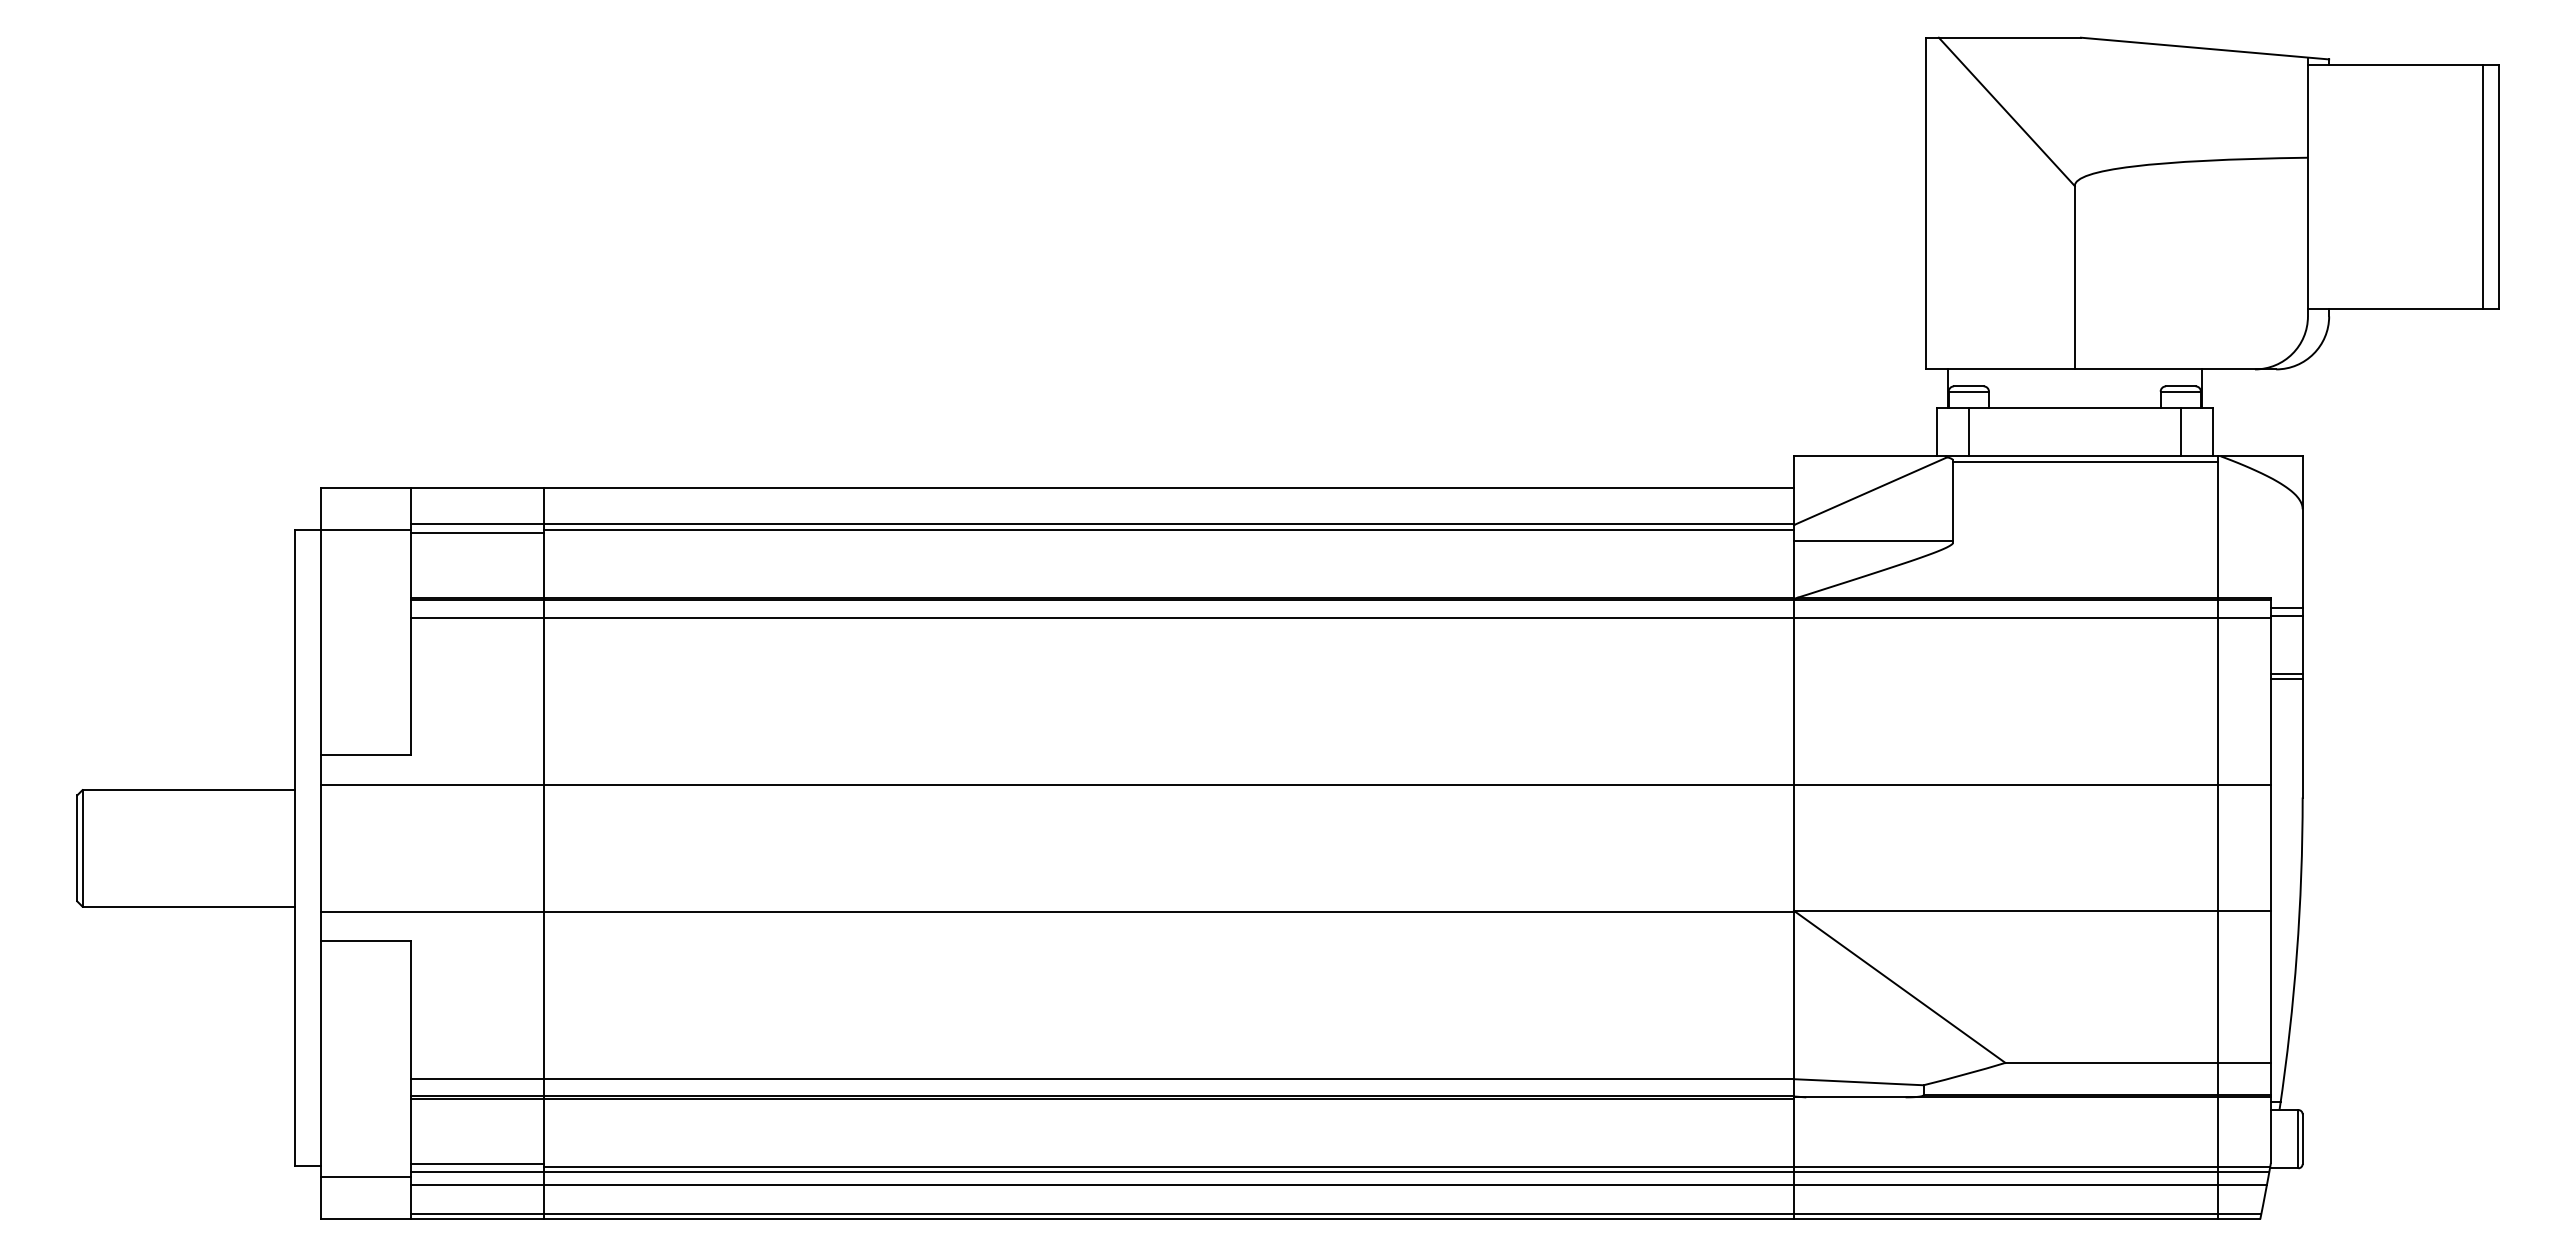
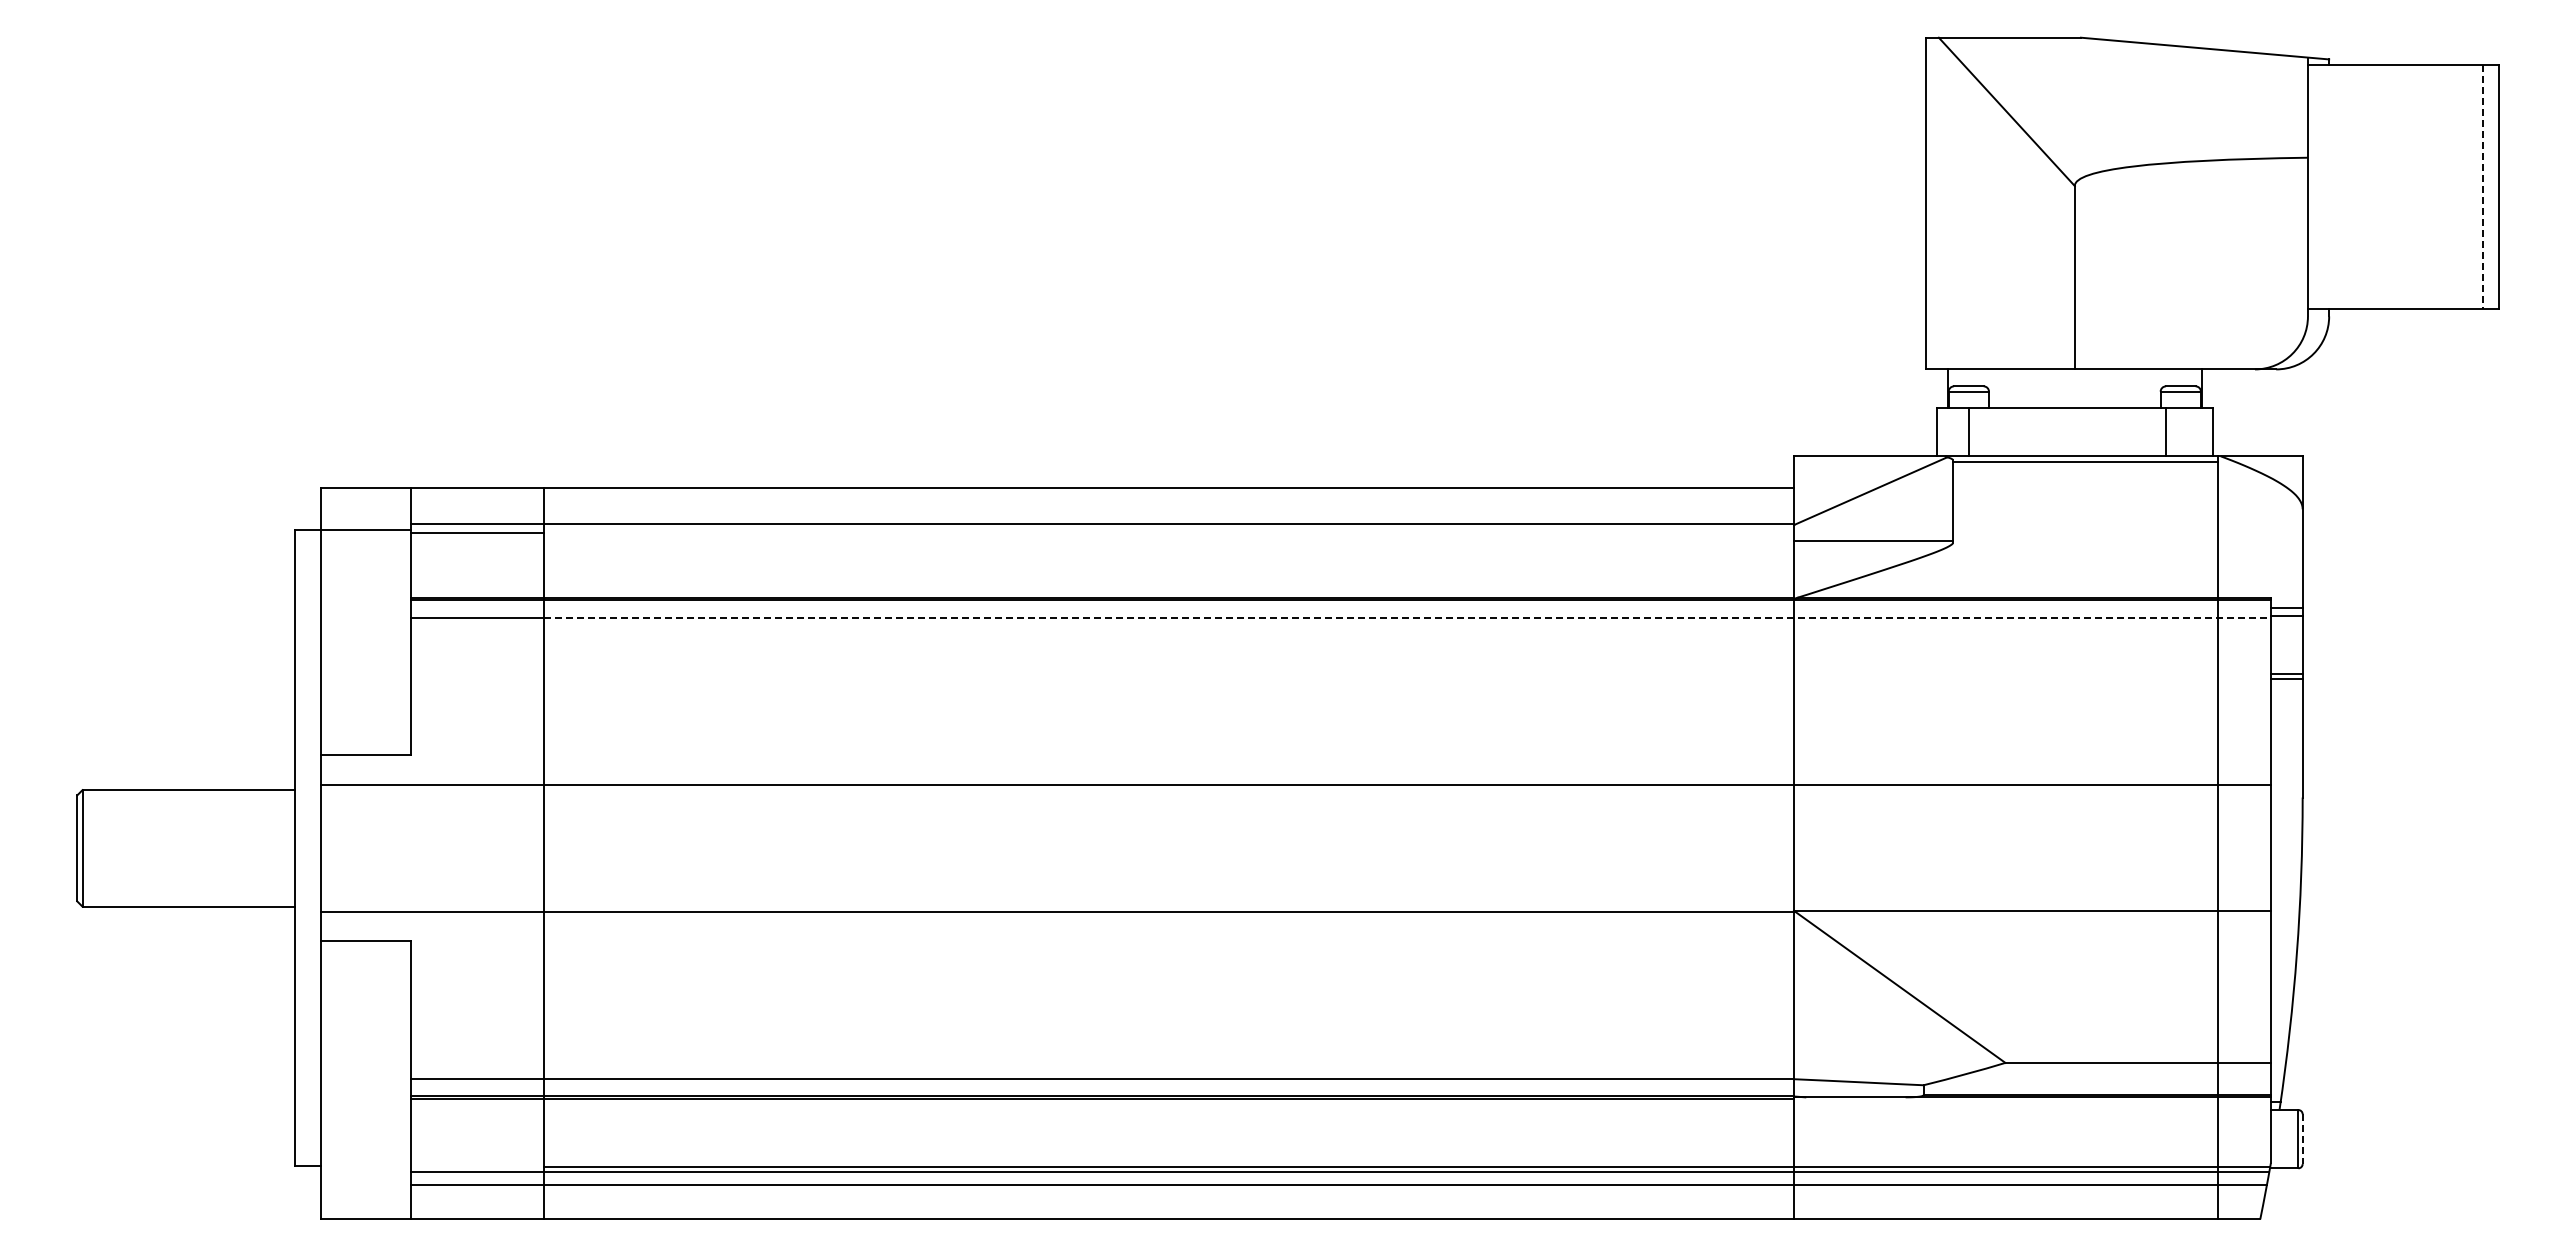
line: solid -> dashed (2482, 187)
line position: (2180, 431) -> (2165, 431) (2165, 431)
line: present -> none (1168, 529)
line: solid -> dashed (1407, 617)
line: solid -> dashed (2302, 1139)
line: present -> none (477, 1164)
line: present -> none (366, 1176)
line: present -> none (1336, 1213)
